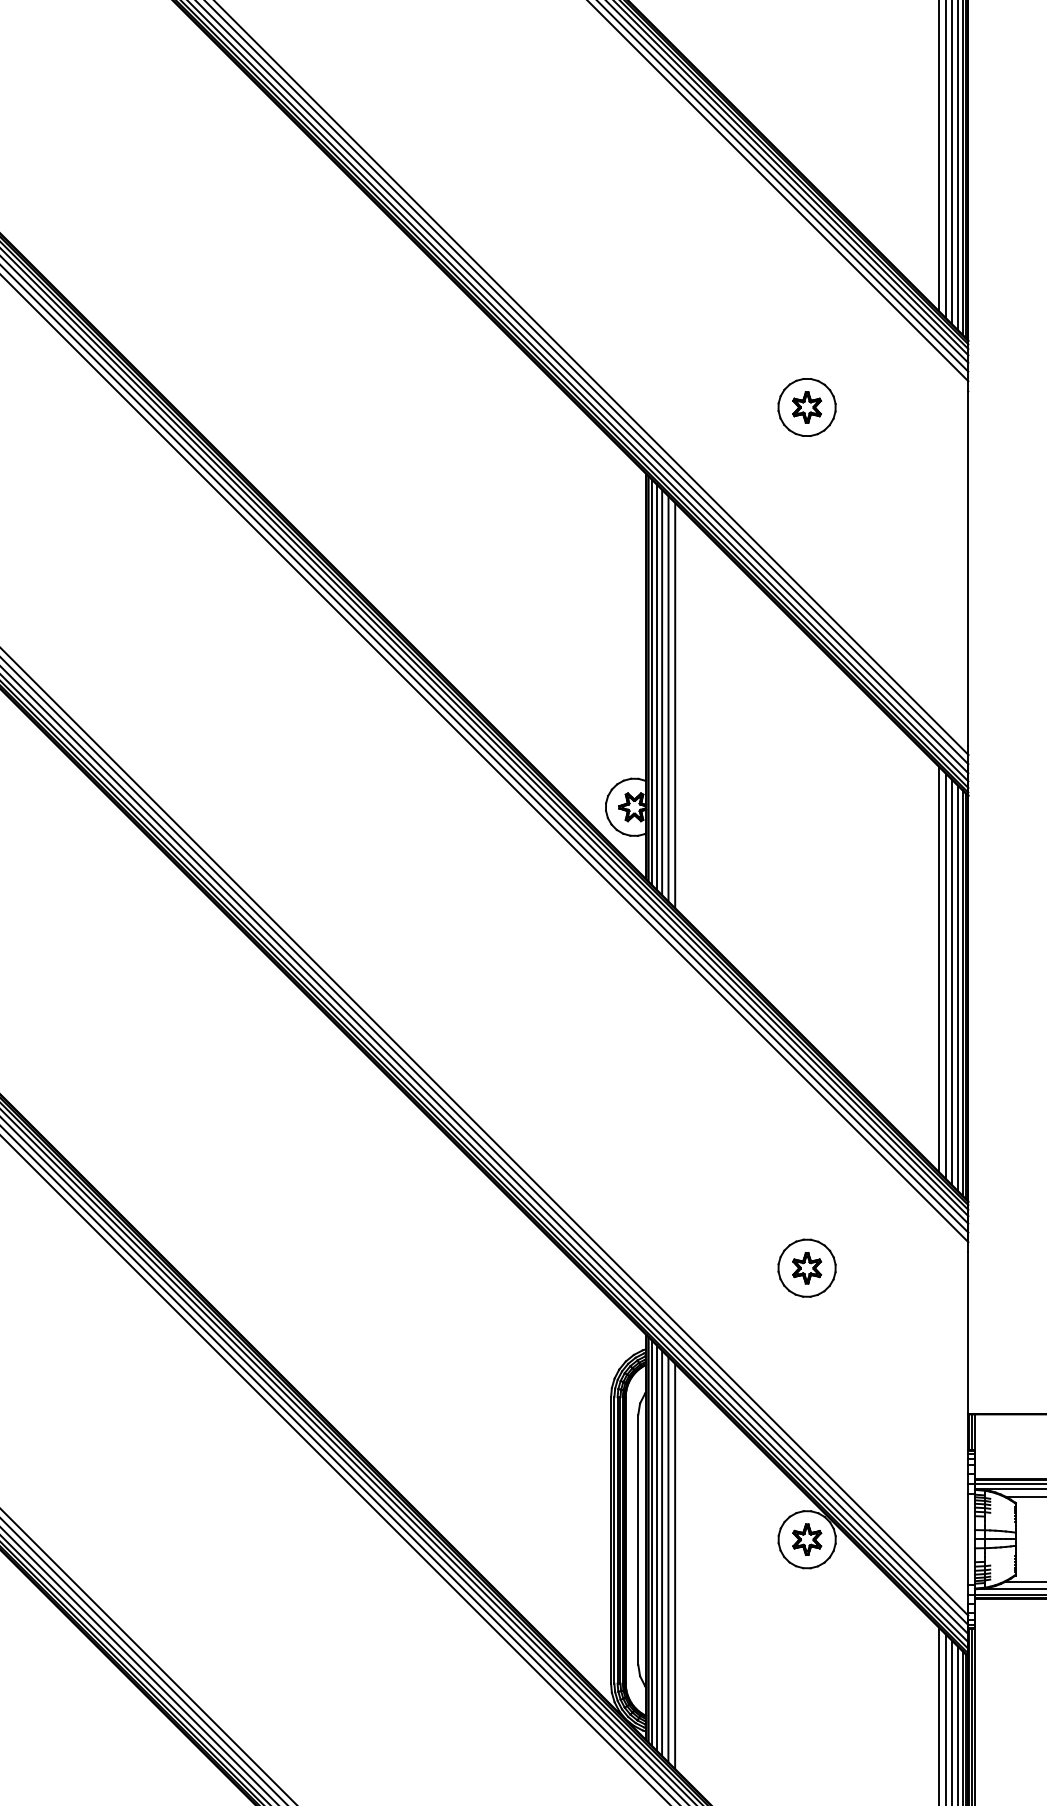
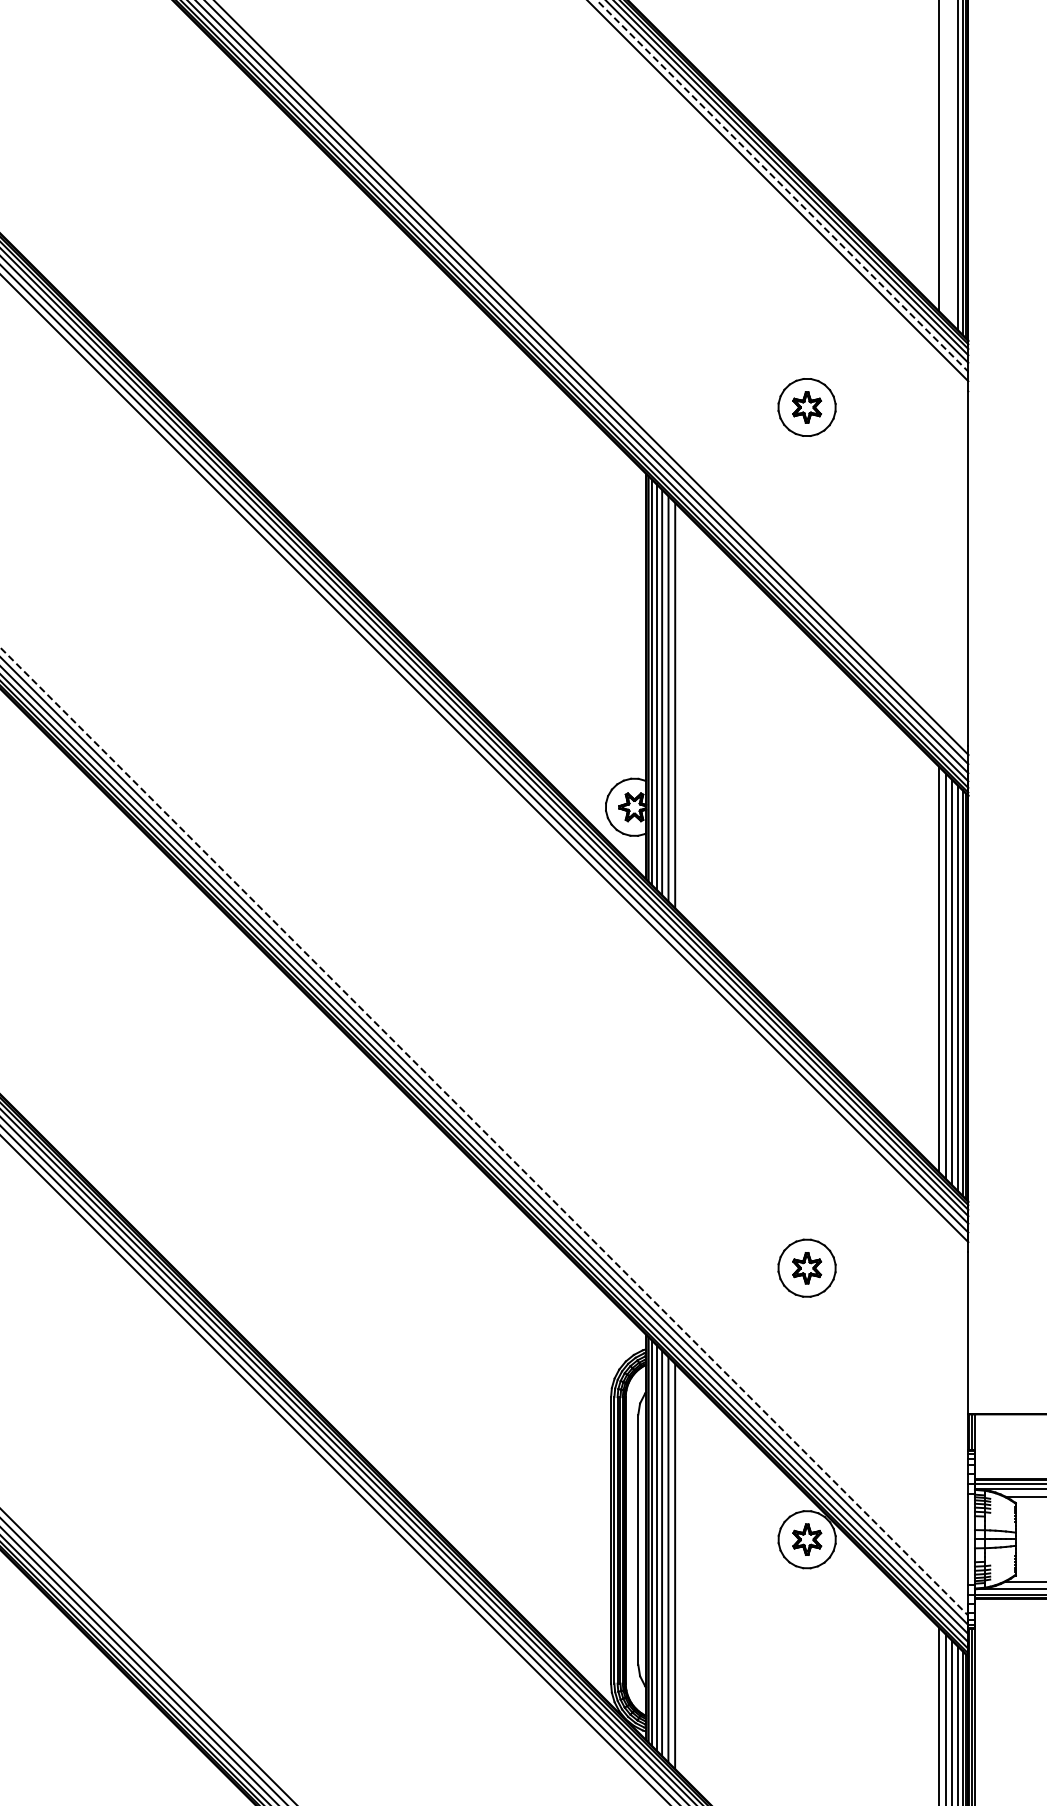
line: present -> none (945, 159)
line: present -> none (952, 163)
line: solid -> dashed (783, 186)
line: solid -> dashed (484, 1132)
